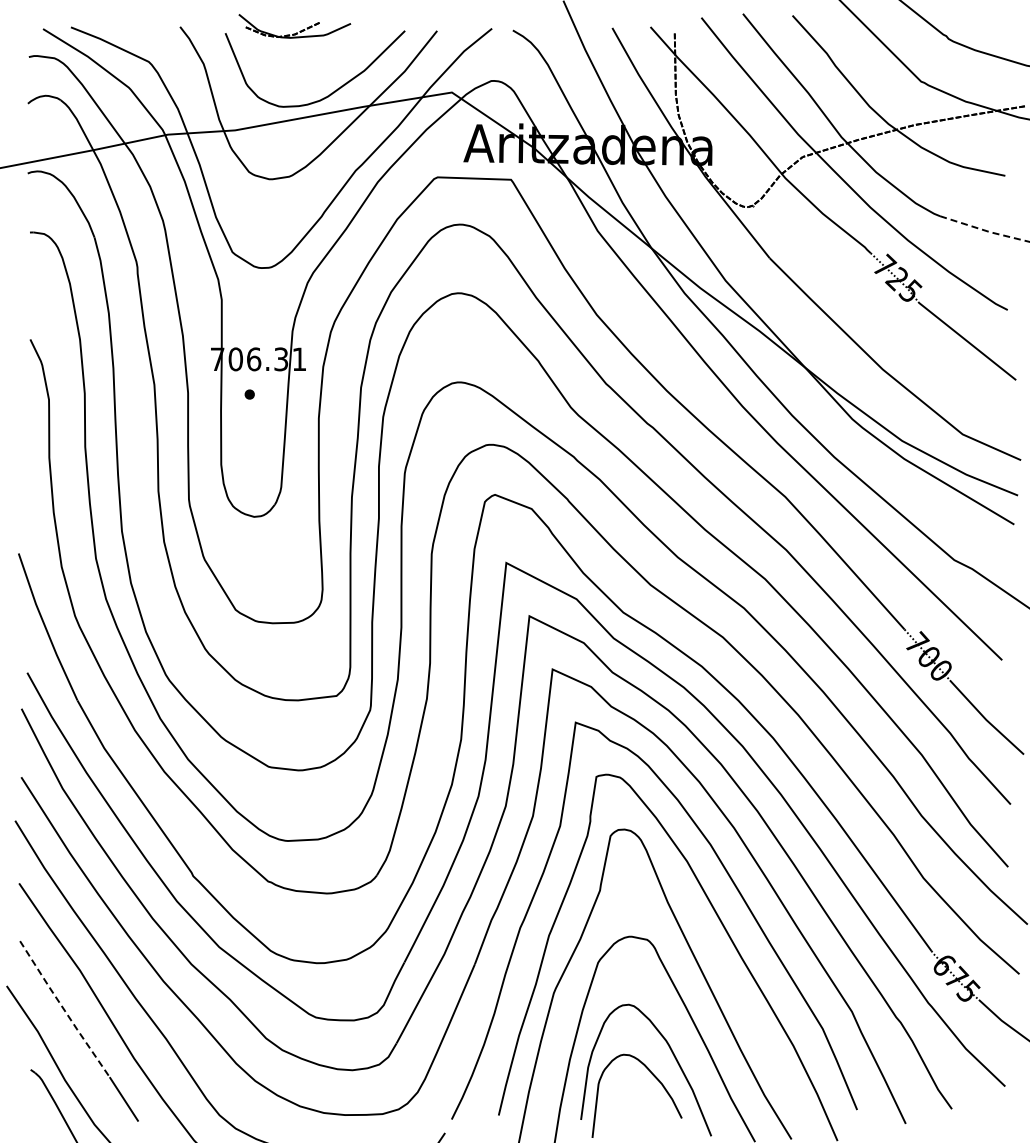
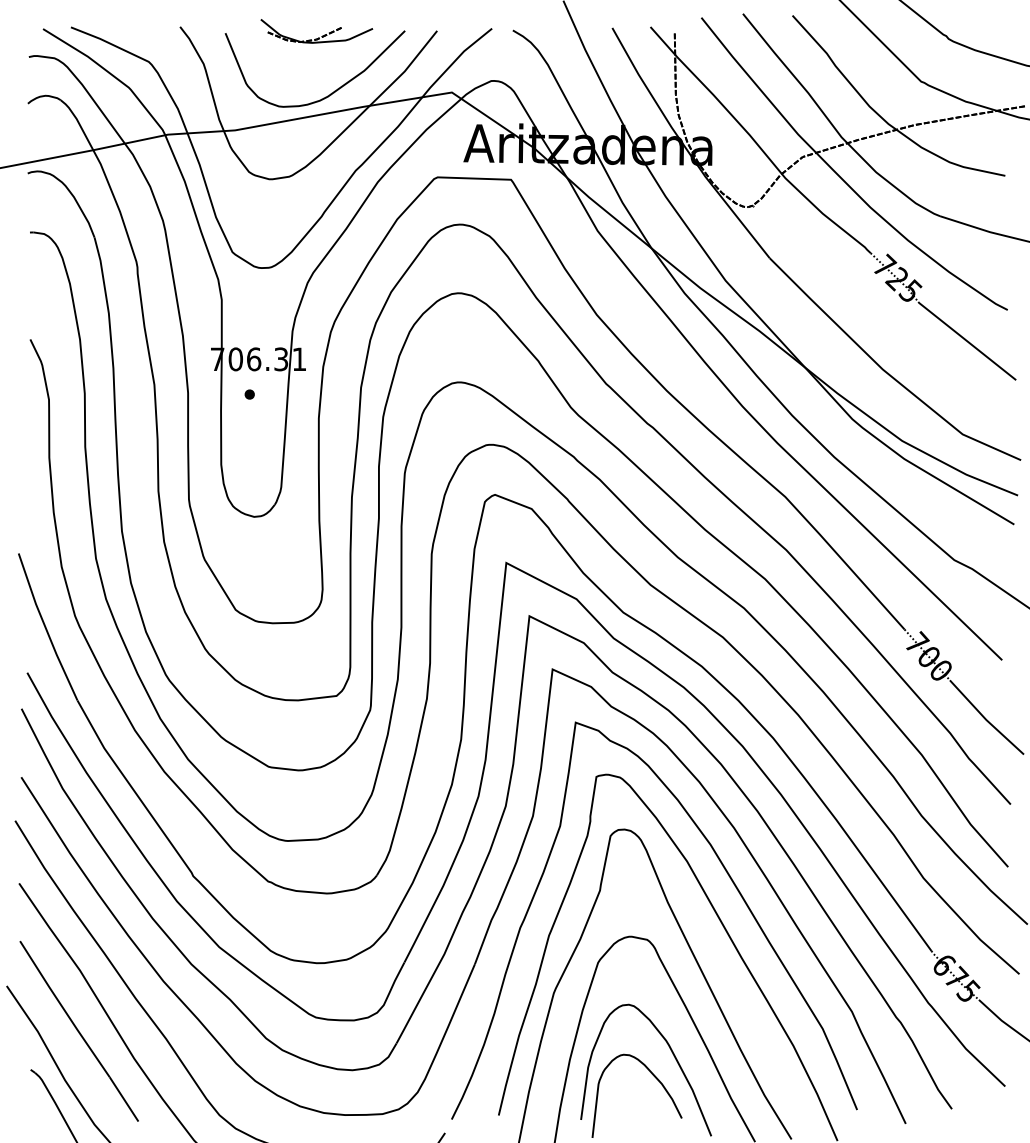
part position: (296, 32) -> (318, 37) (318, 37)
line: dashed -> solid (985, 230)
line: dashed -> solid (64, 1010)
